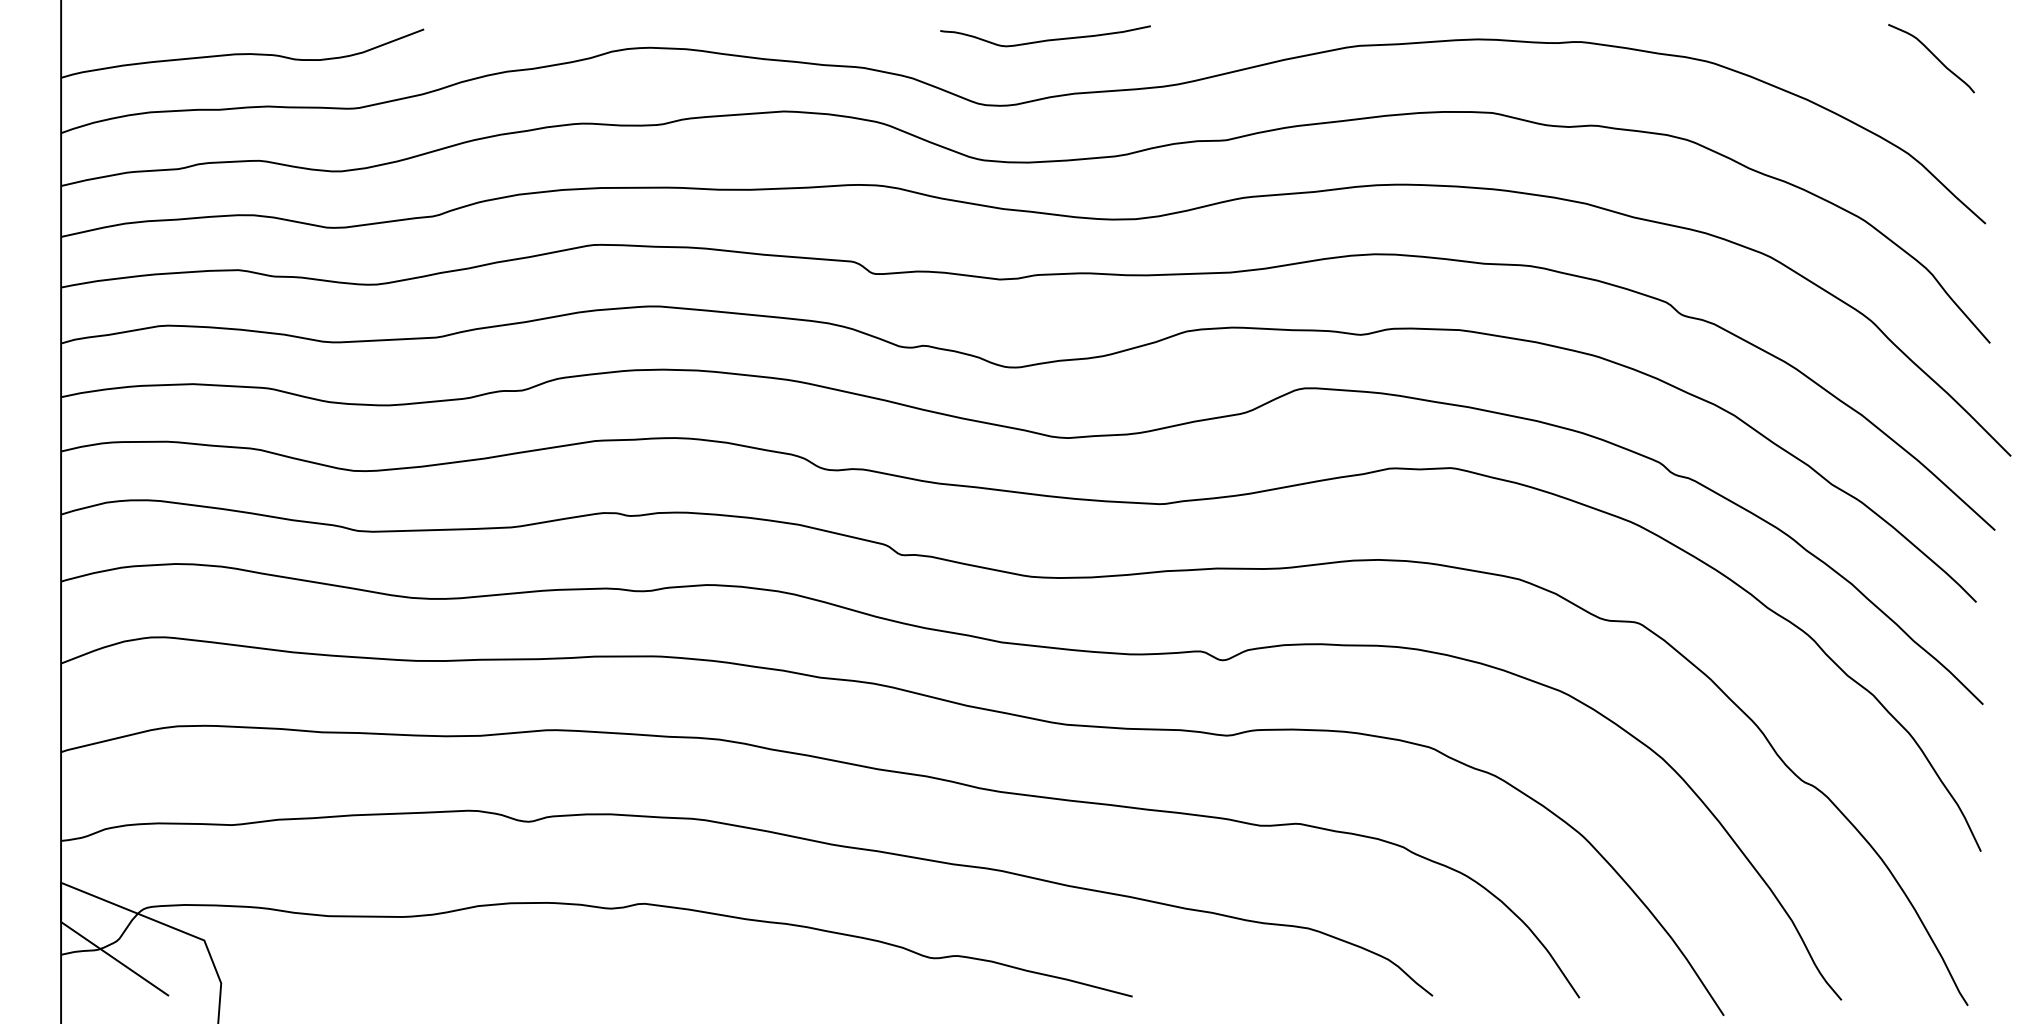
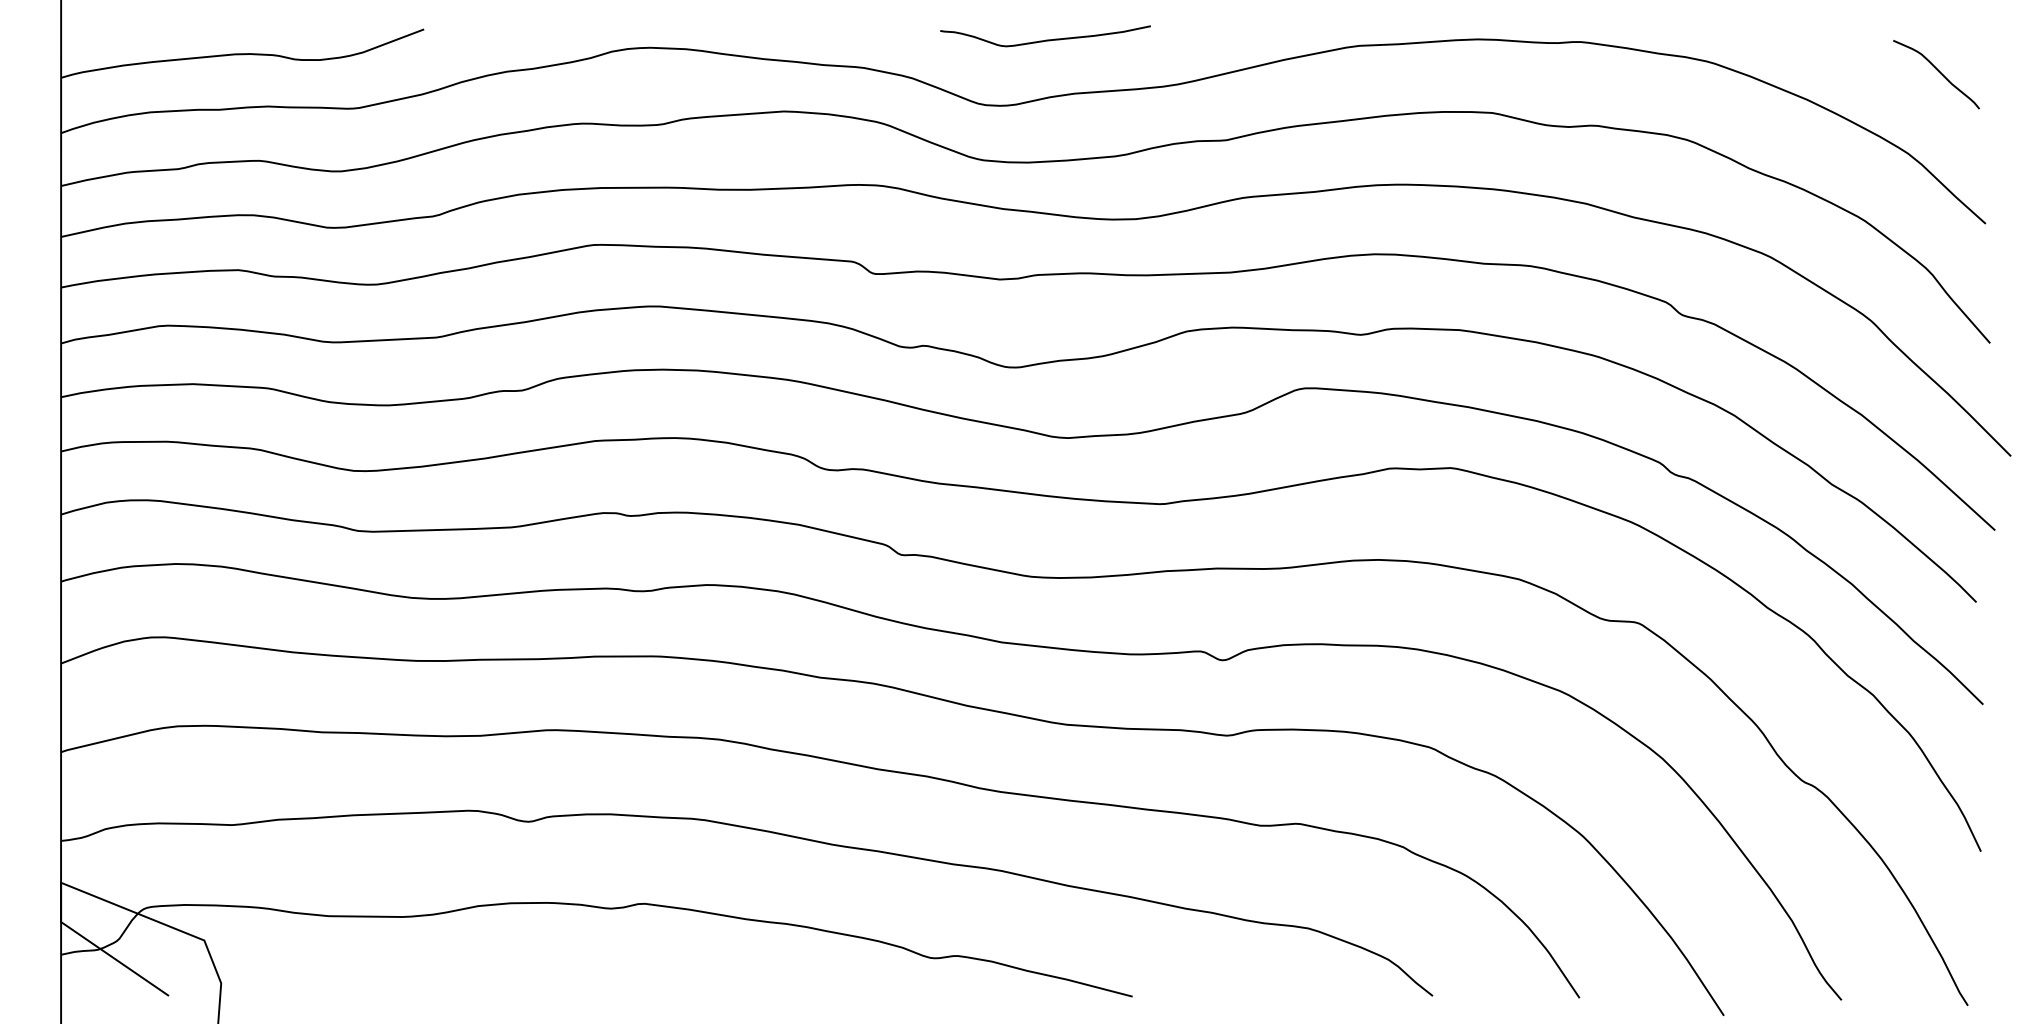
curve position: (1933, 56) -> (1938, 72) (1938, 72)
